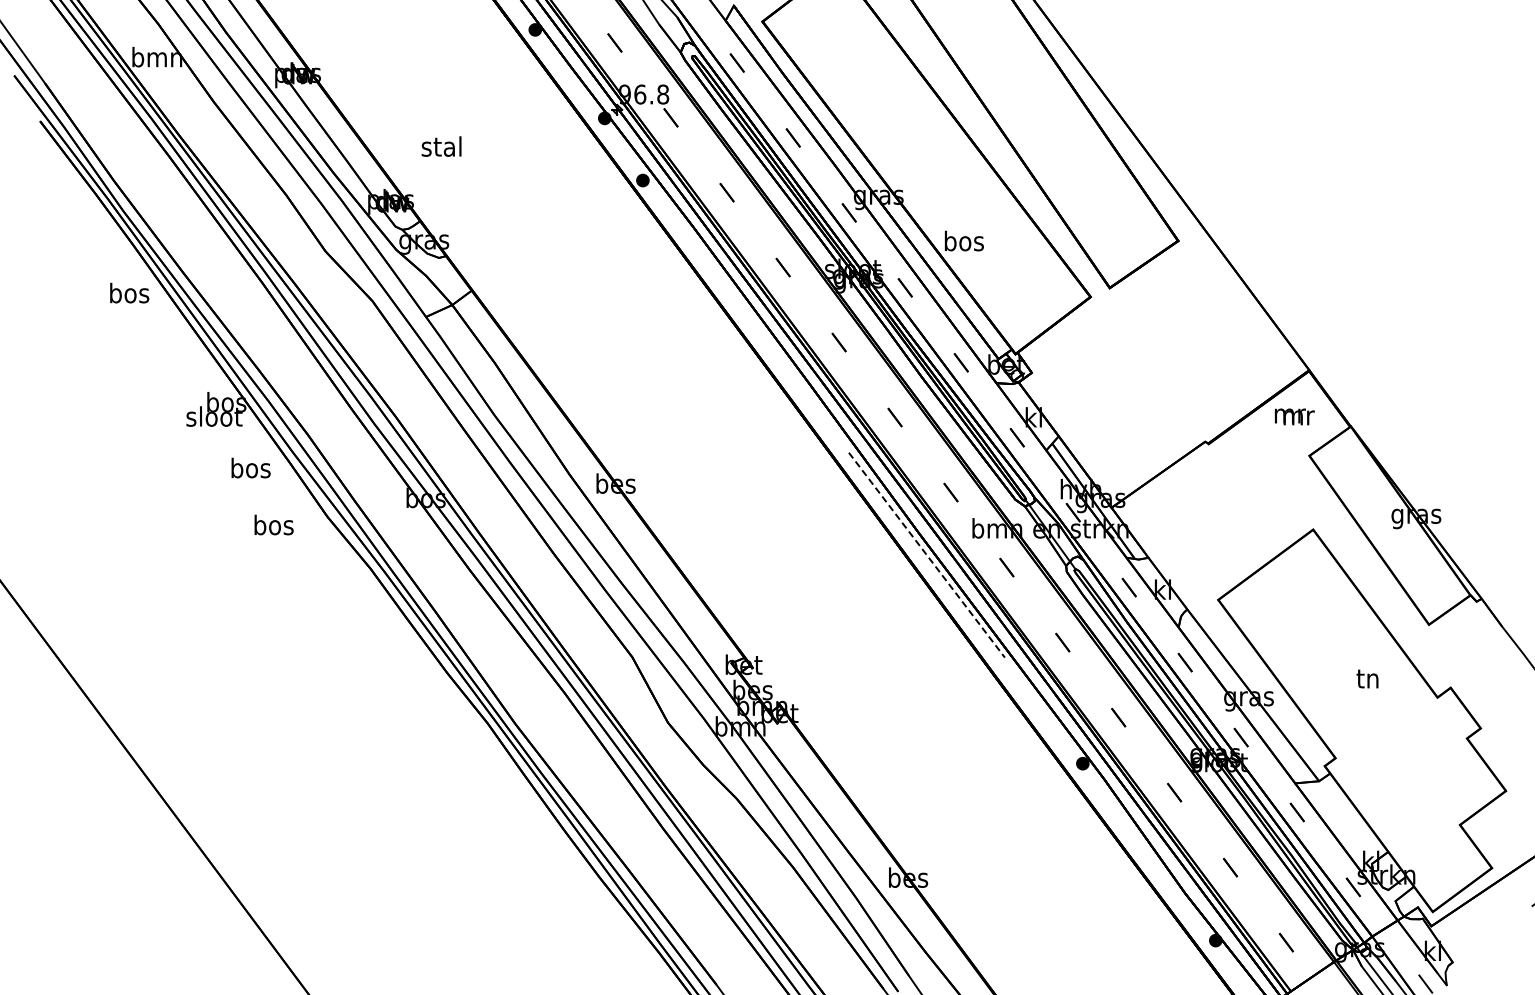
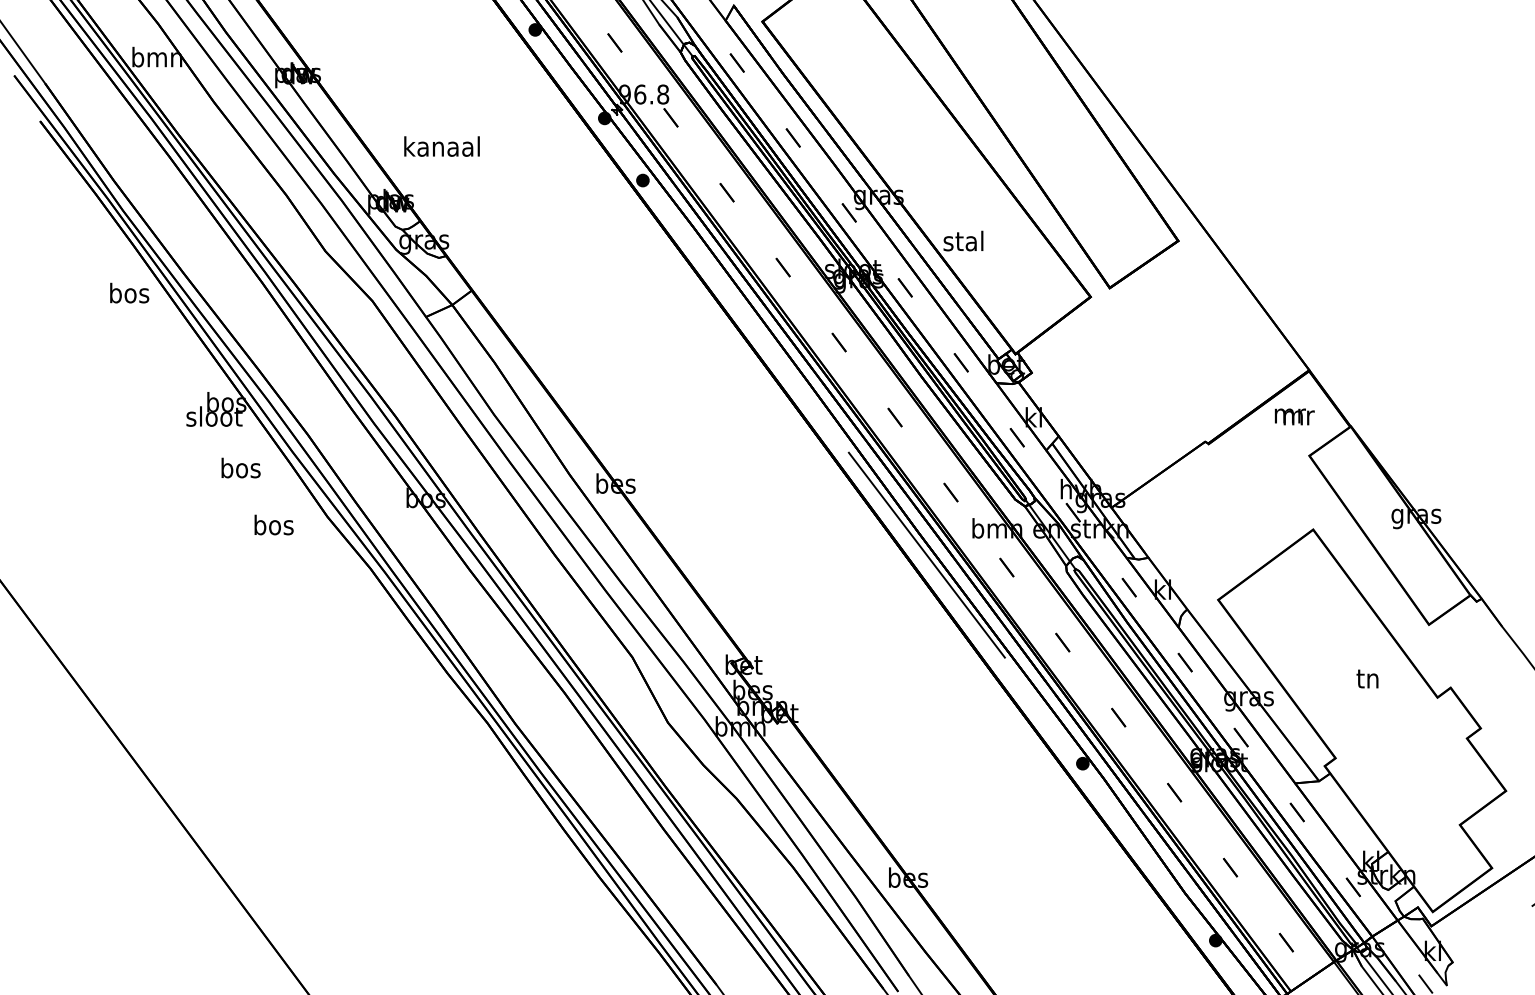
line: none -> present (672, 29)
text: stal -> kanaal (441, 146)
text: bos -> stal (963, 240)
text position: (250, 467) -> (240, 467) (240, 467)
line: dashed -> solid (926, 555)
